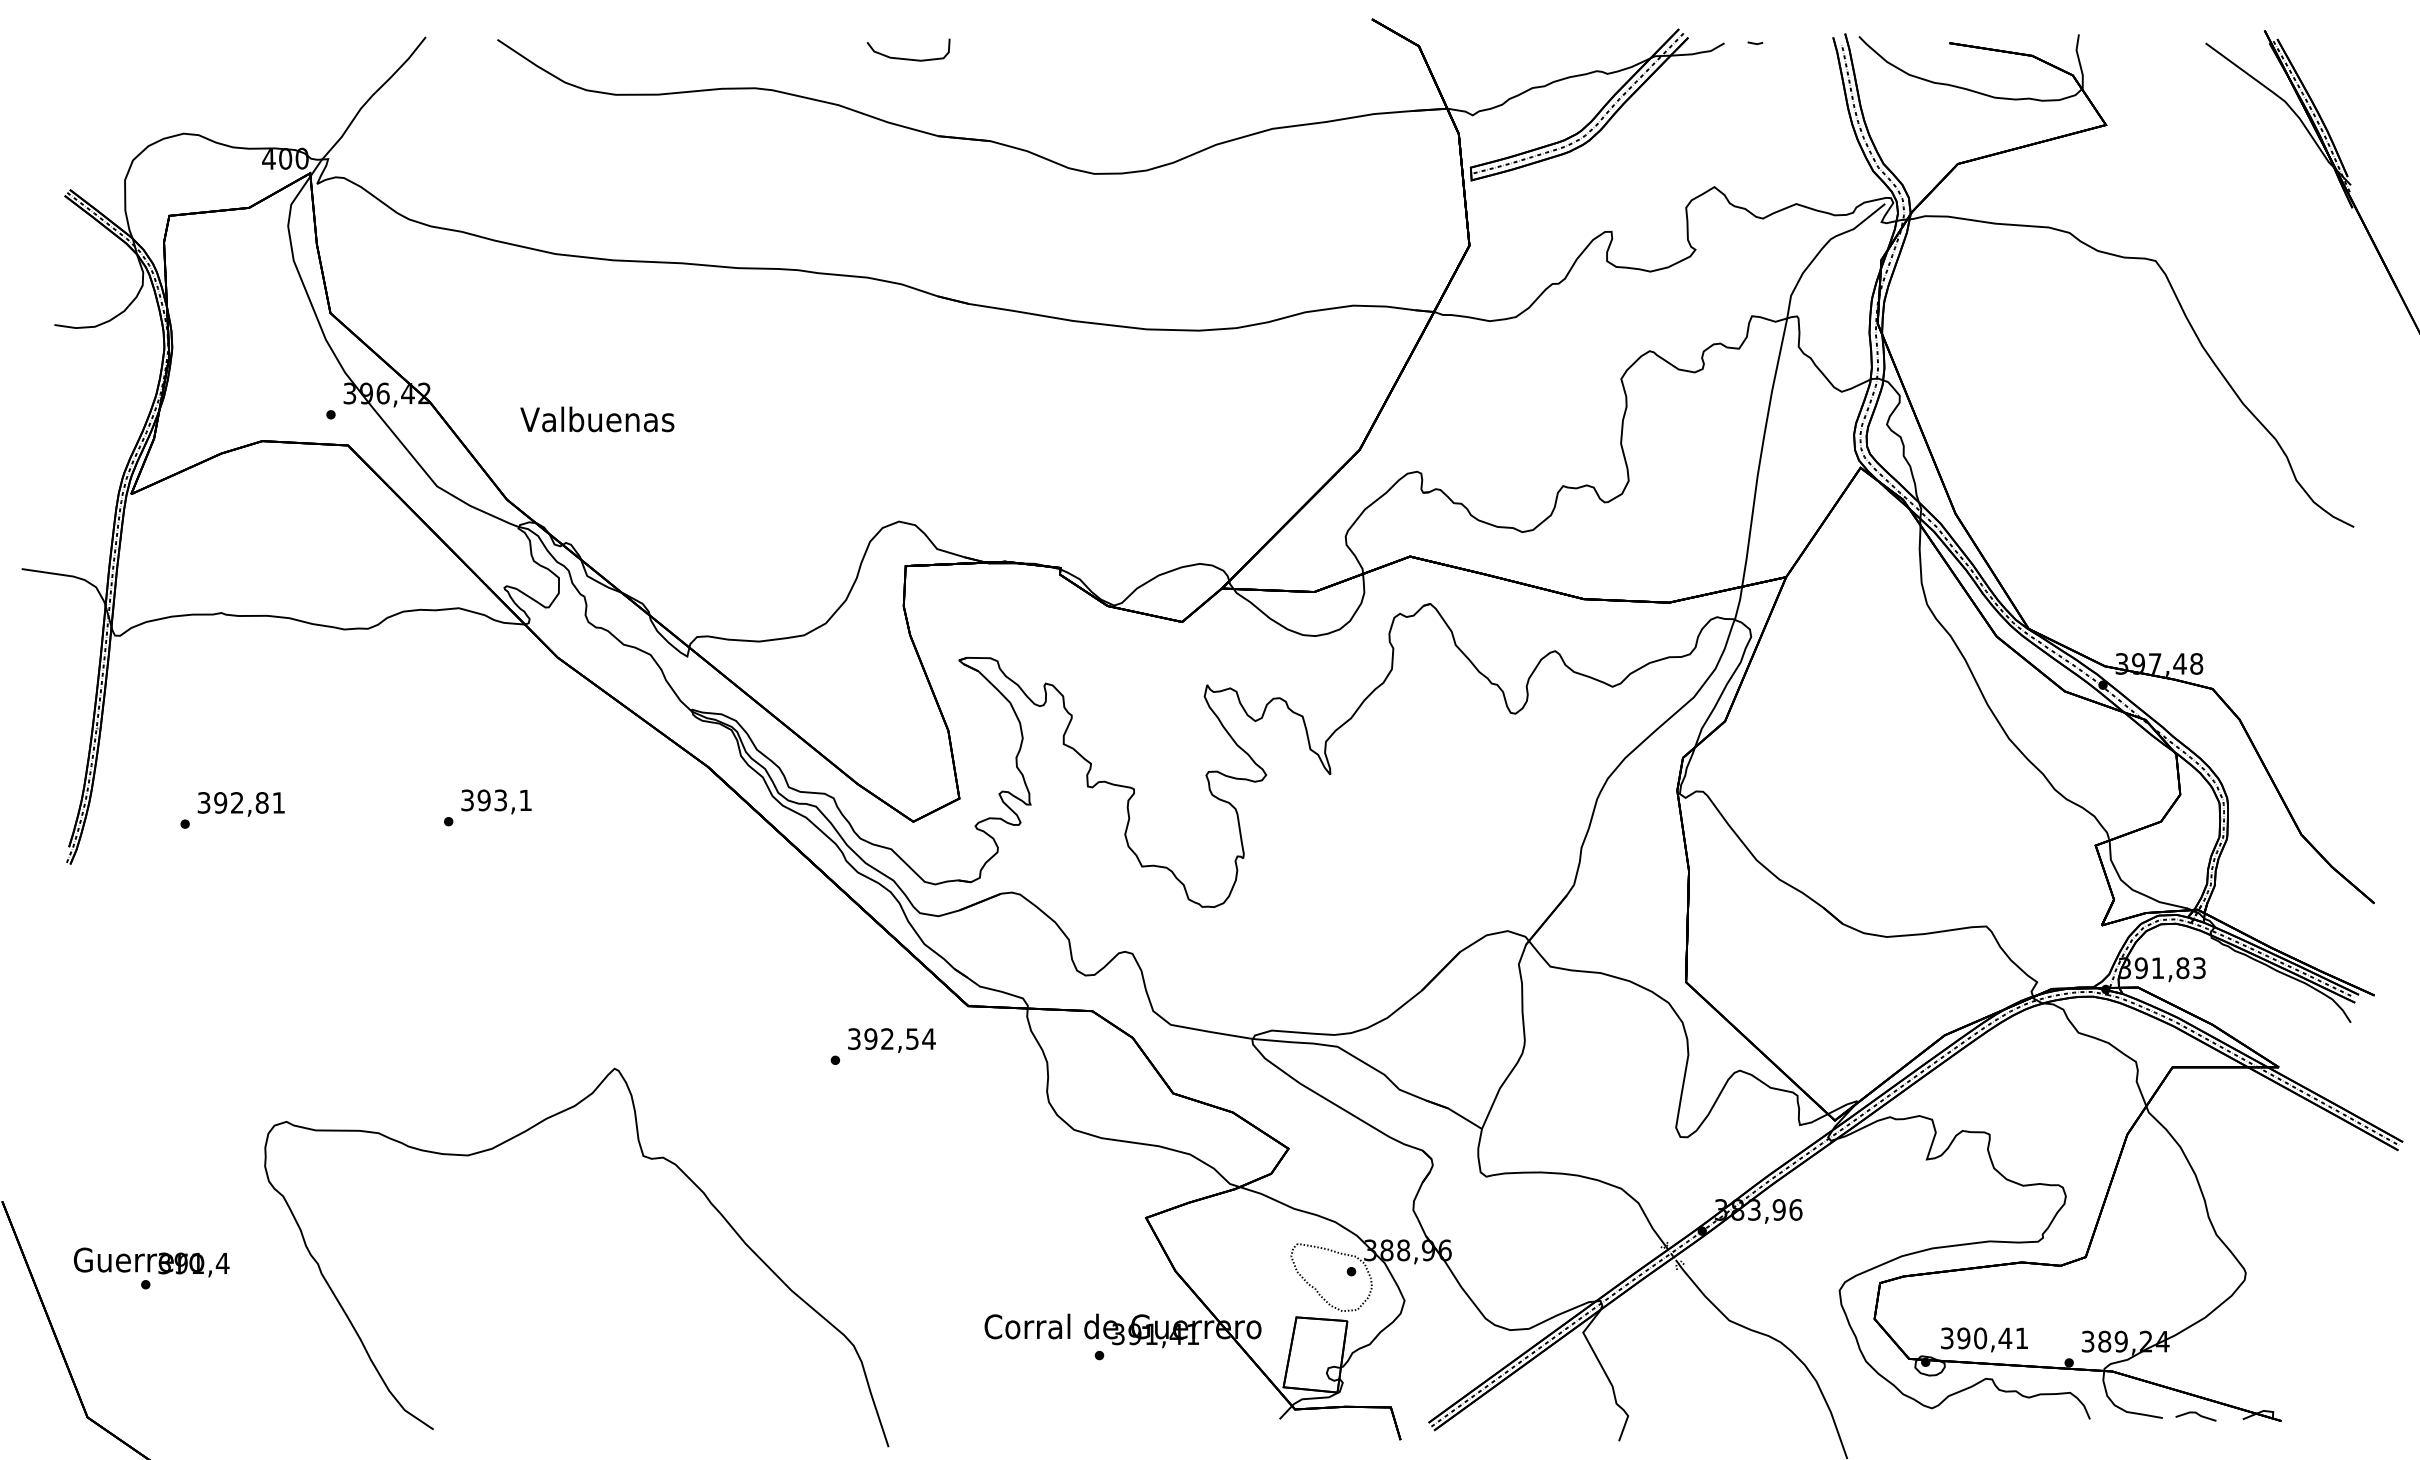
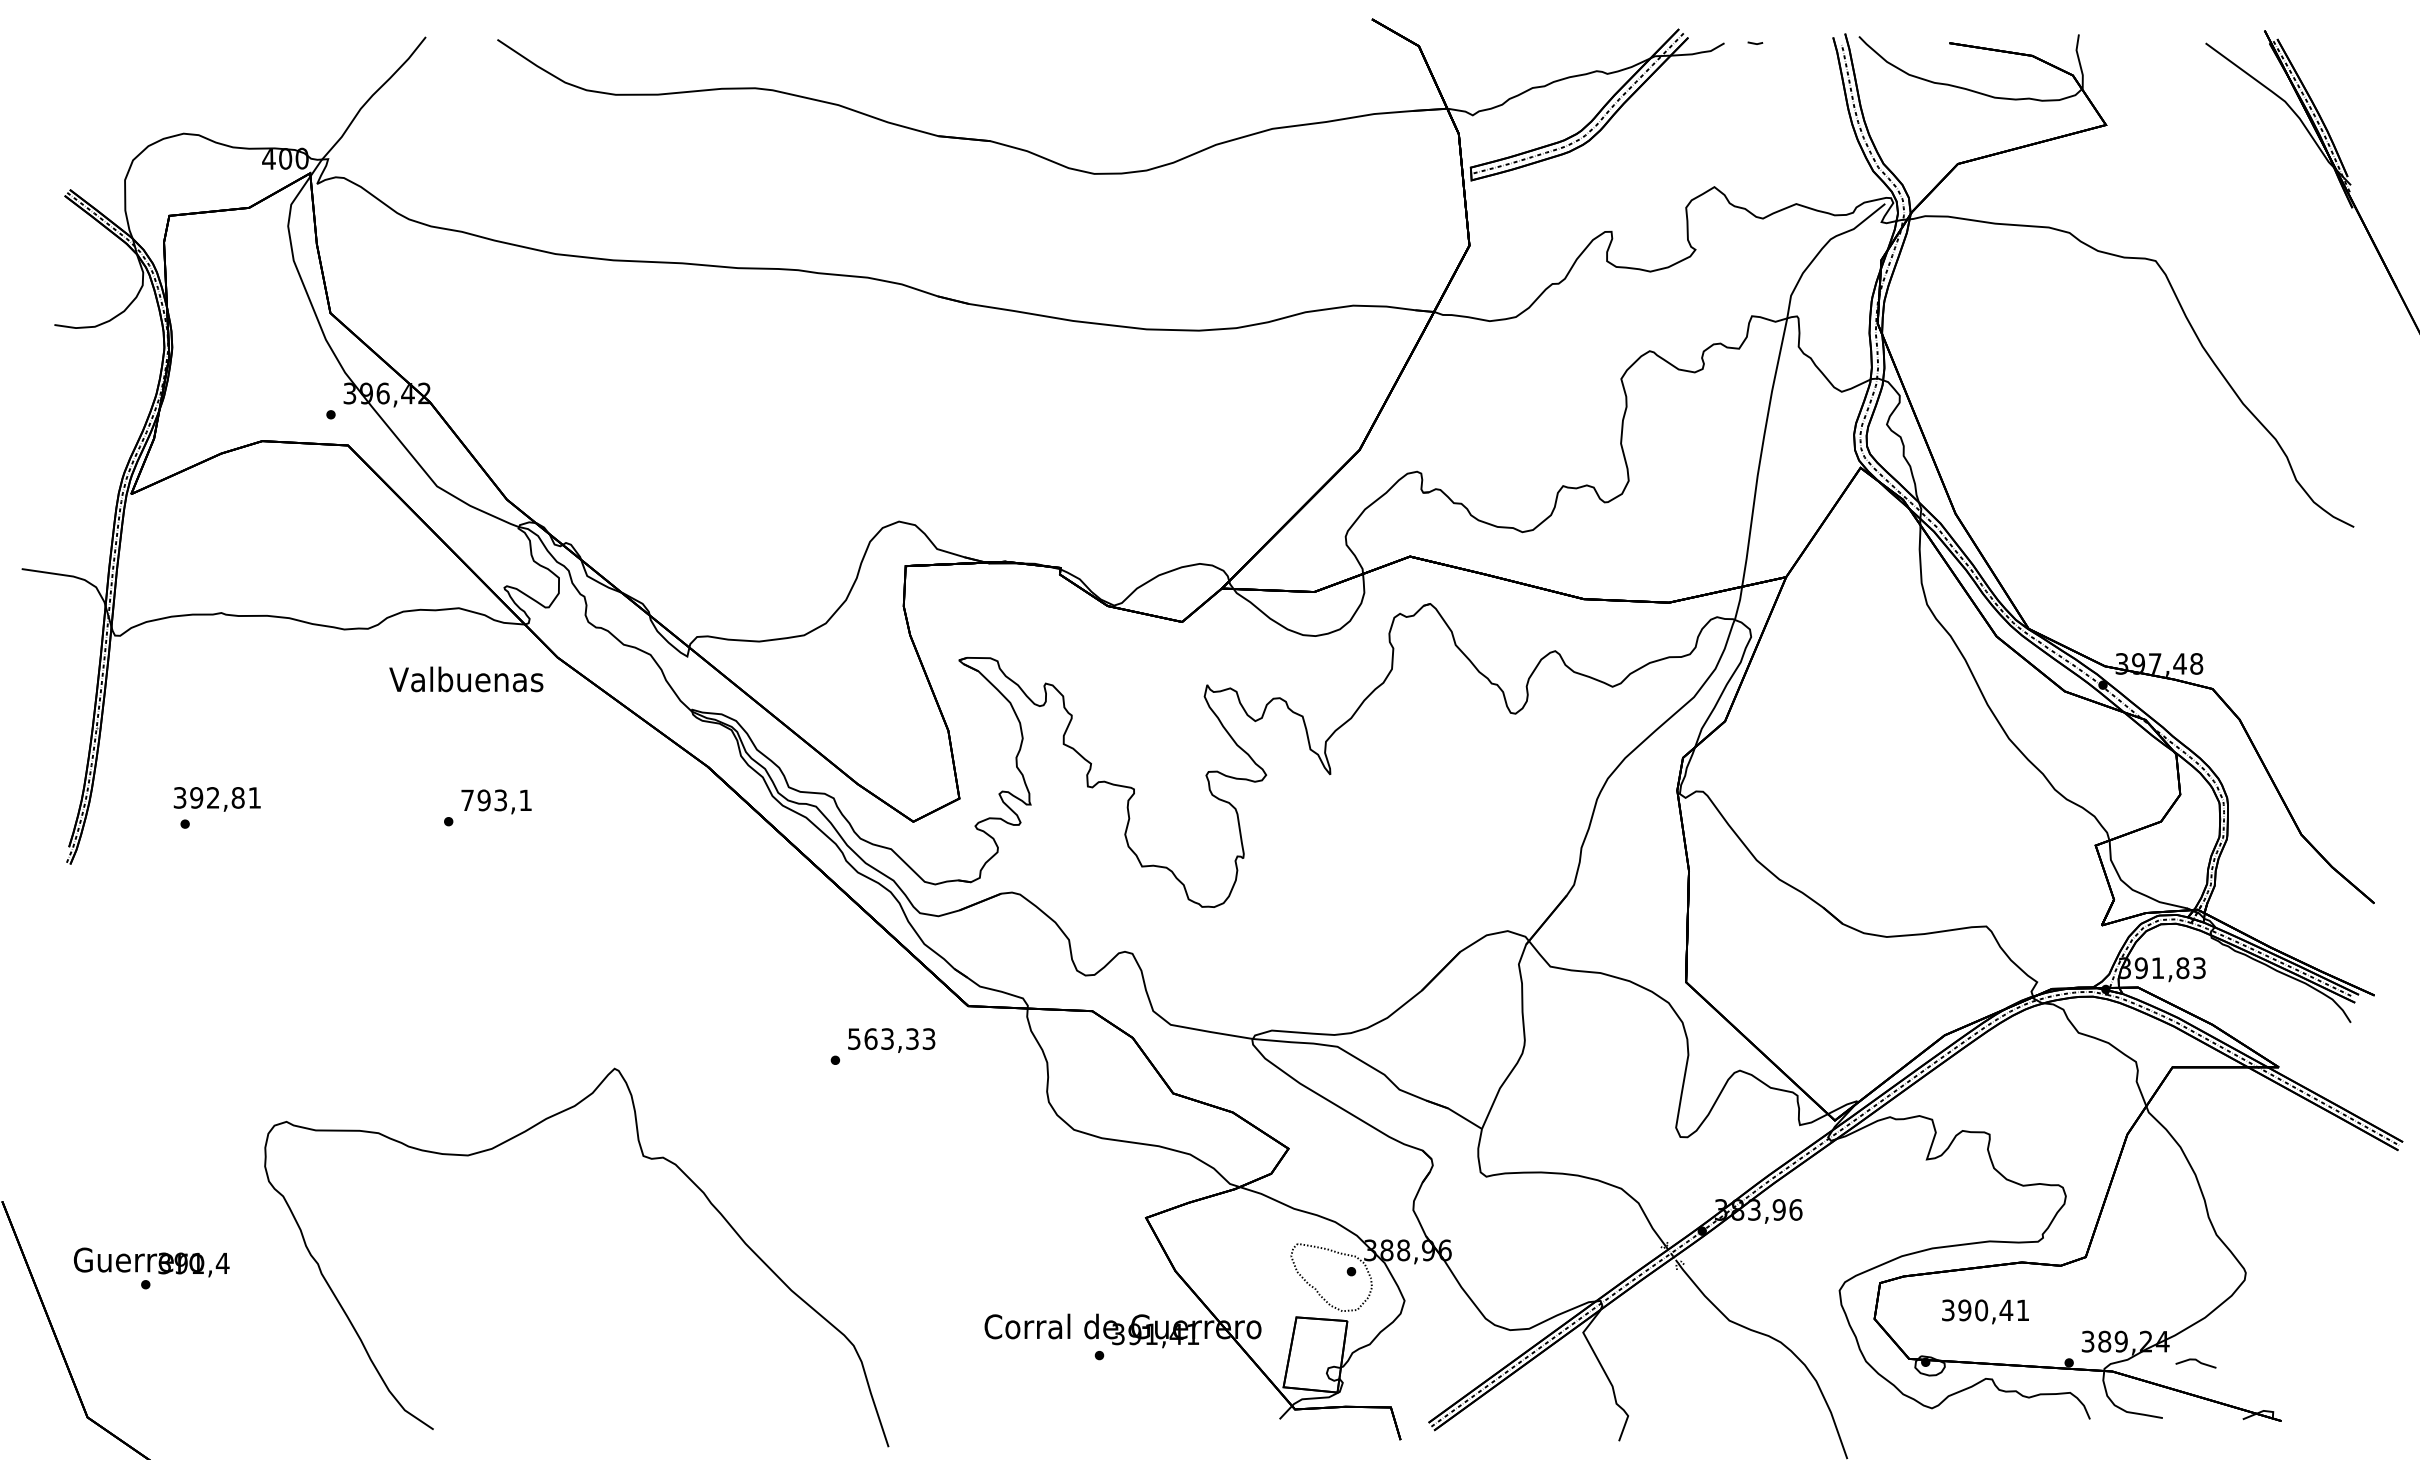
curve: present -> none (908, 58)
text position: (597, 419) -> (466, 679) (466, 679)
text: 393,1 -> 793,1 (467, 800)
text position: (240, 804) -> (216, 799) (216, 799)
text: 392,54 -> 563,33 (891, 1038)
text position: (1984, 1339) -> (1985, 1311) (1985, 1311)
line position: (2196, 1414) -> (2196, 1361) (2196, 1361)
